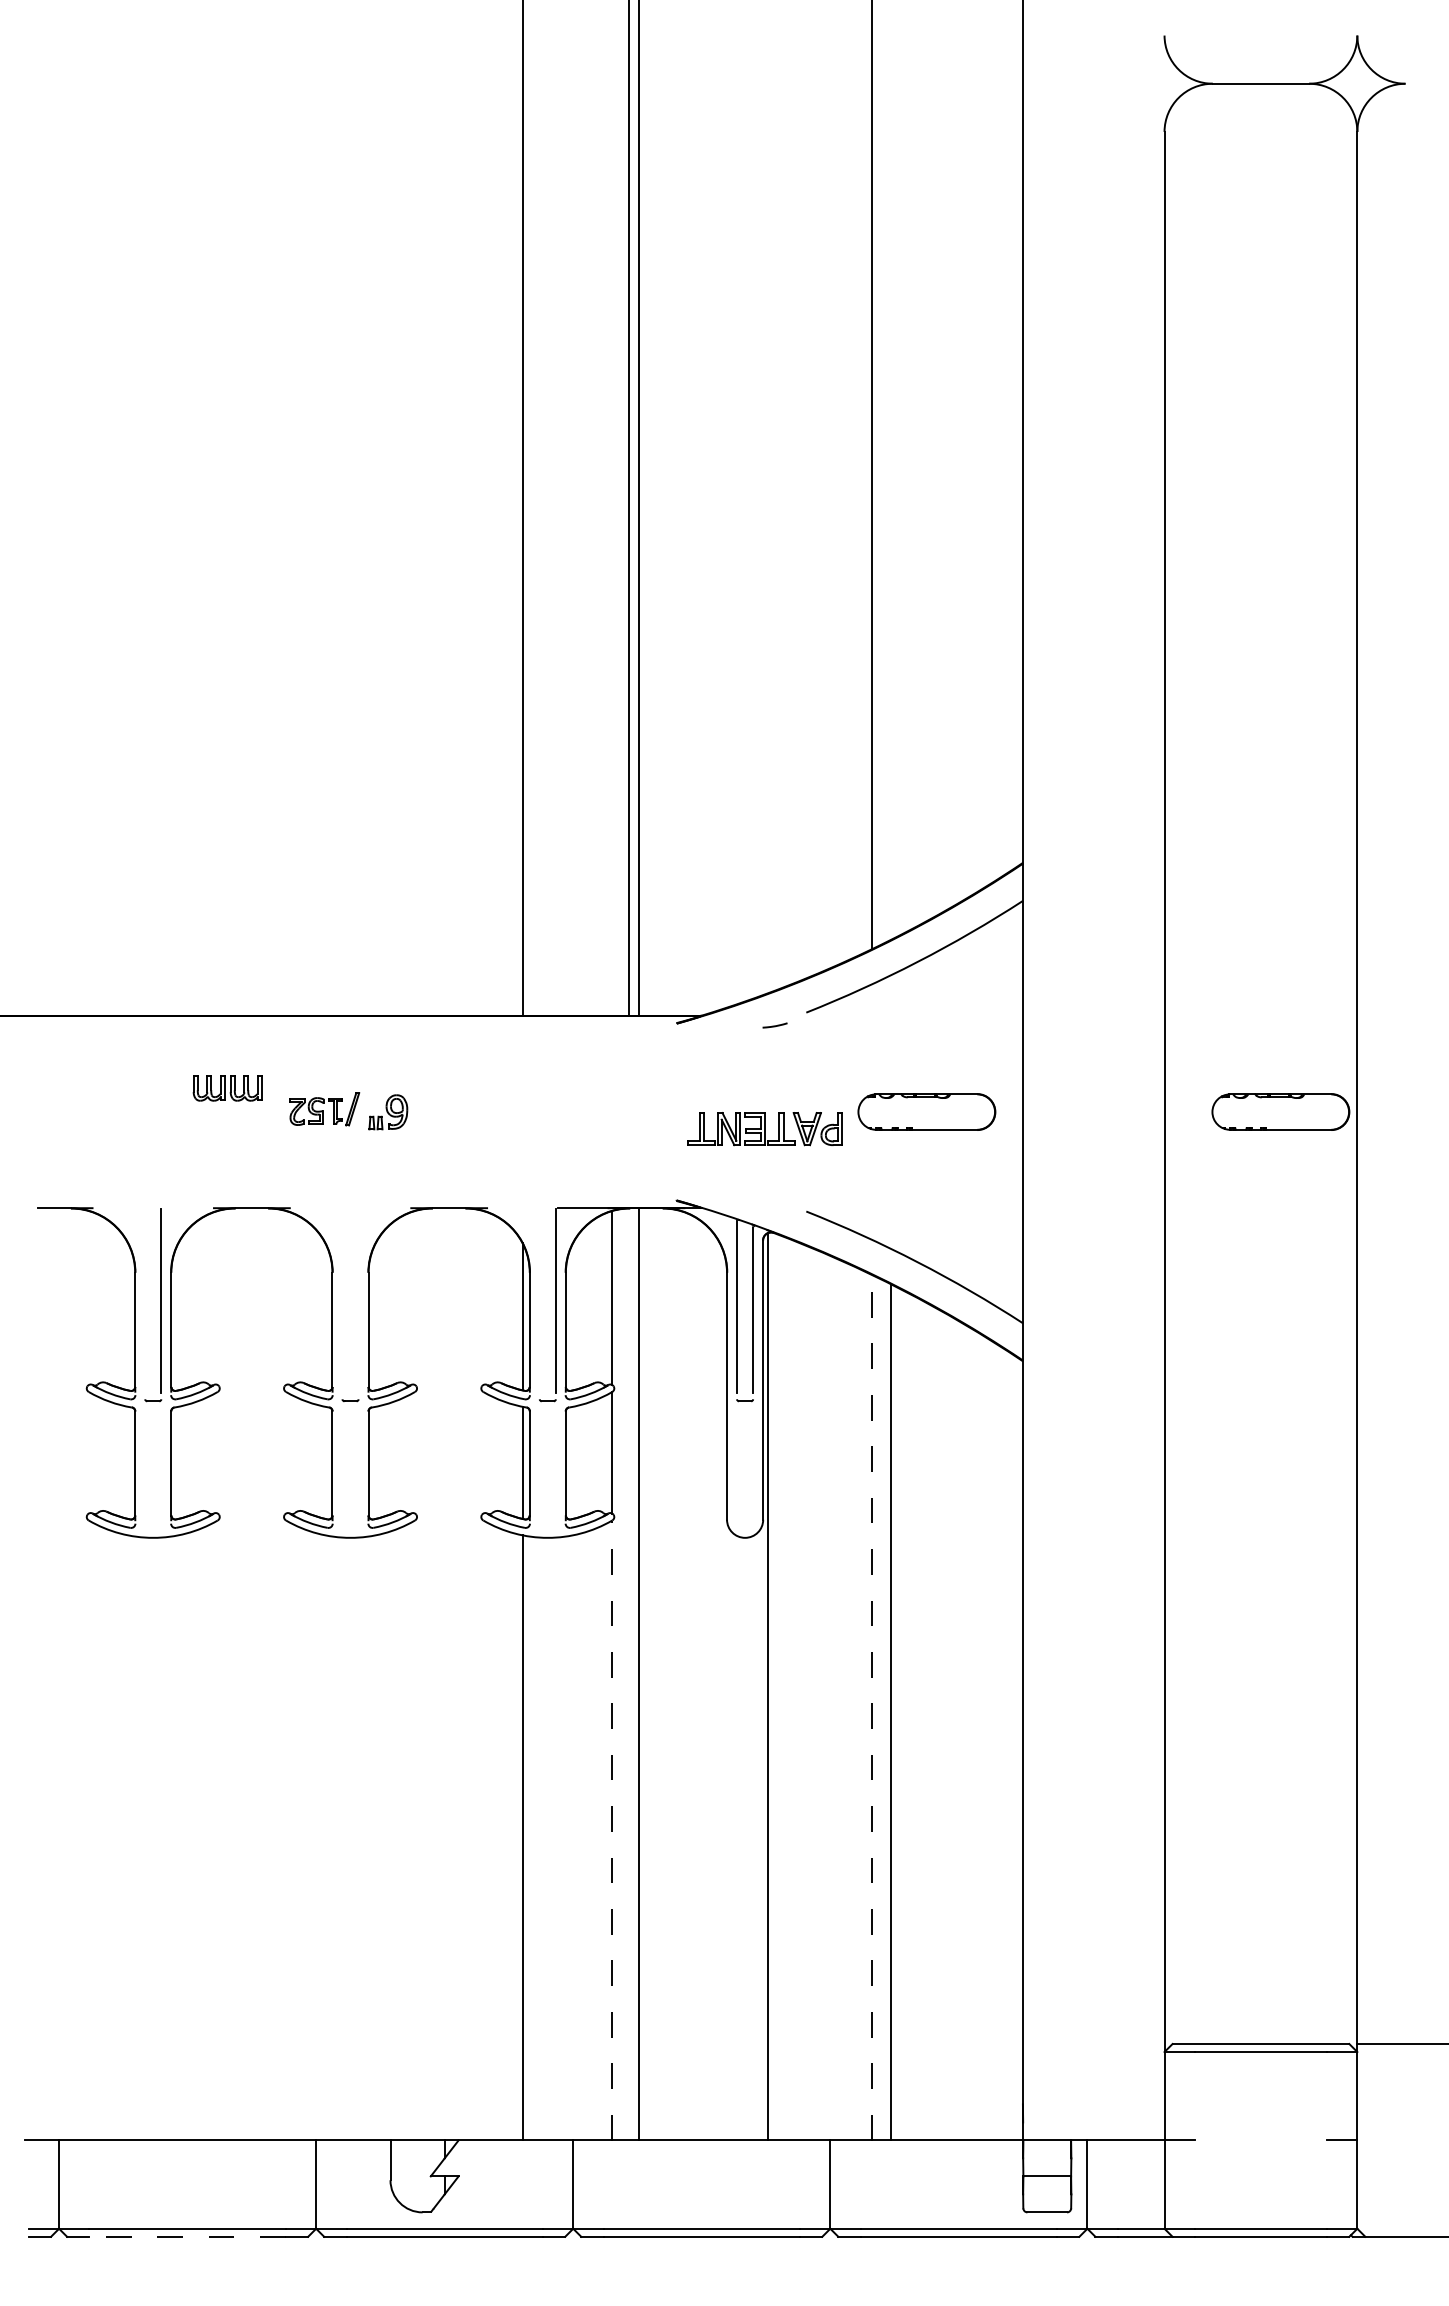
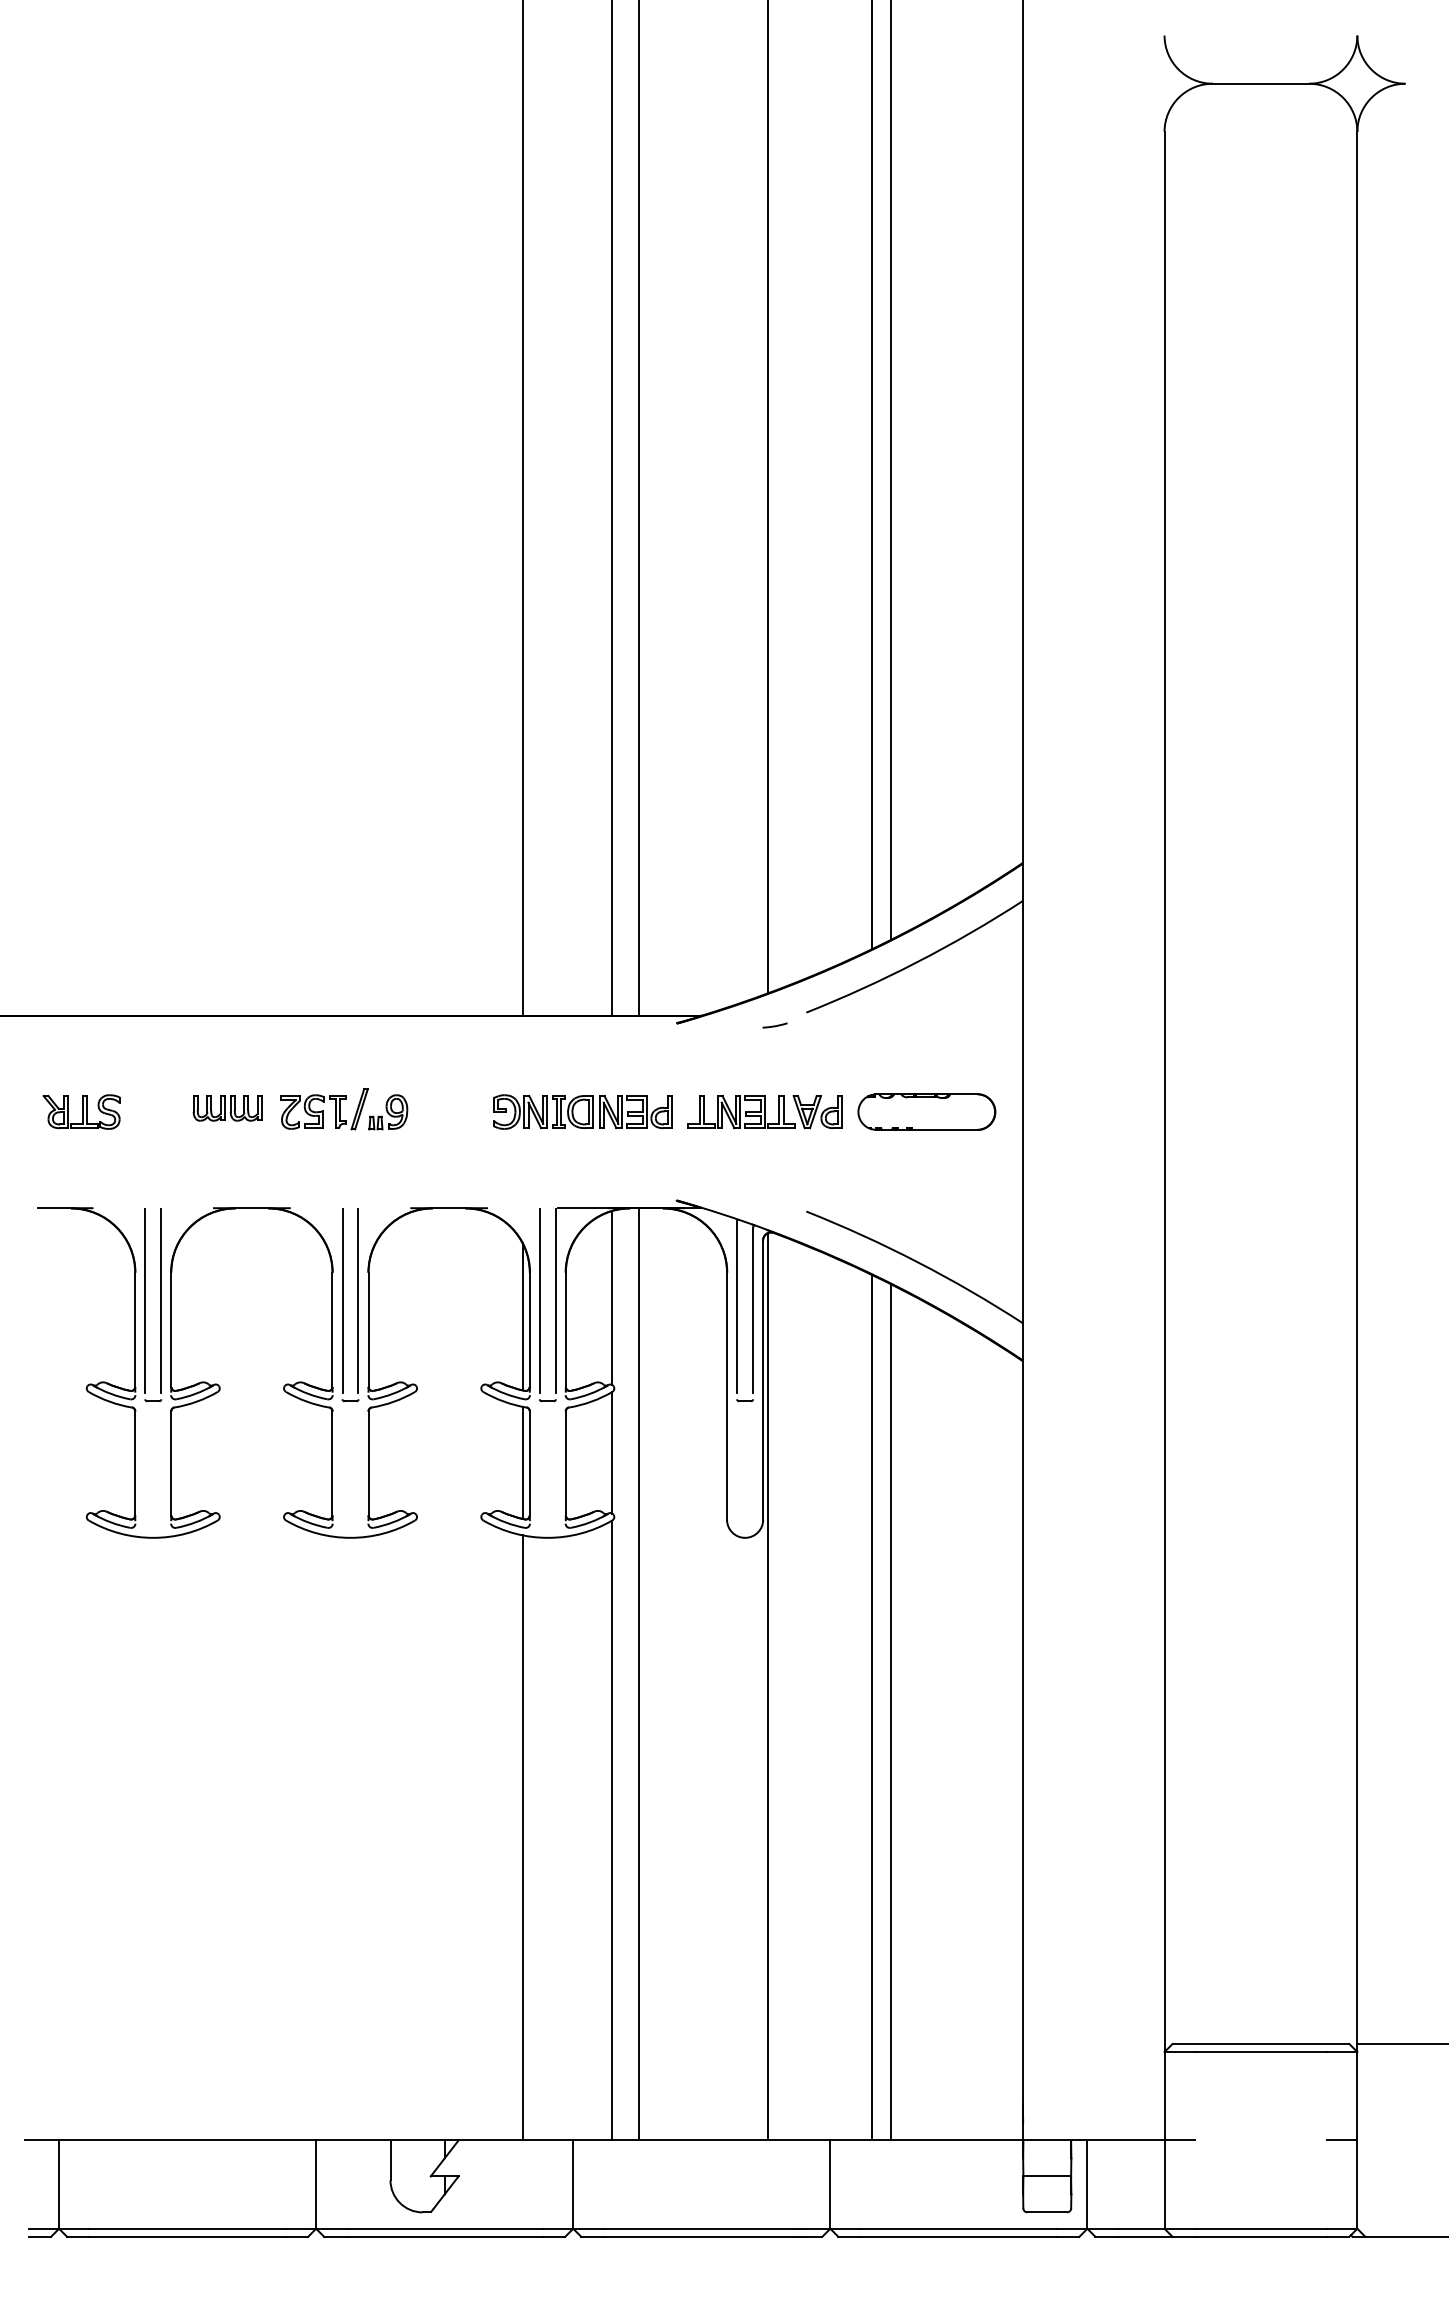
line: none -> present (890, 470)
line: none -> present (767, 497)
line position: (629, 508) -> (612, 508) (612, 508)
part position: (227, 1088) -> (227, 1108) (227, 1108)
part size: 72x35 px -> 89x43 px (324, 1109)
part: none -> present (81, 1111)
part: none -> present (582, 1111)
part: present -> none (1280, 1111)
part position: (764, 1129) -> (764, 1112) (764, 1112)
line: none -> present (145, 1301)
line: none -> present (342, 1301)
line: none -> present (358, 1301)
line: none -> present (539, 1301)
line: dashed -> solid (872, 1707)
line: dashed -> solid (612, 1830)
line: dashed -> solid (187, 2236)
